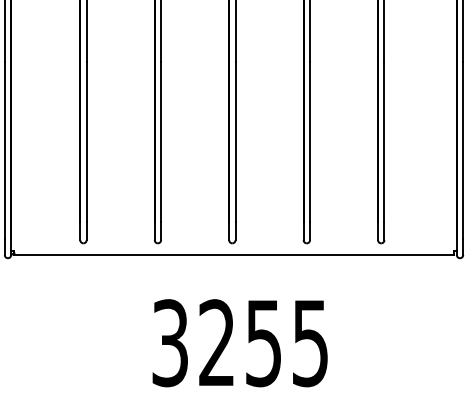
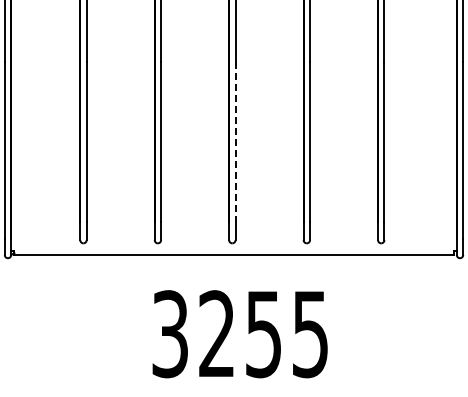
line: solid -> dashed (235, 142)
text position: (239, 343) -> (239, 334) (239, 334)
